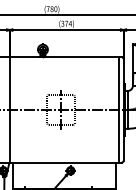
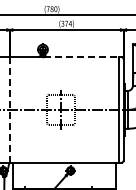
line: solid -> dashed (81, 56)
line: solid -> dashed (9, 109)
